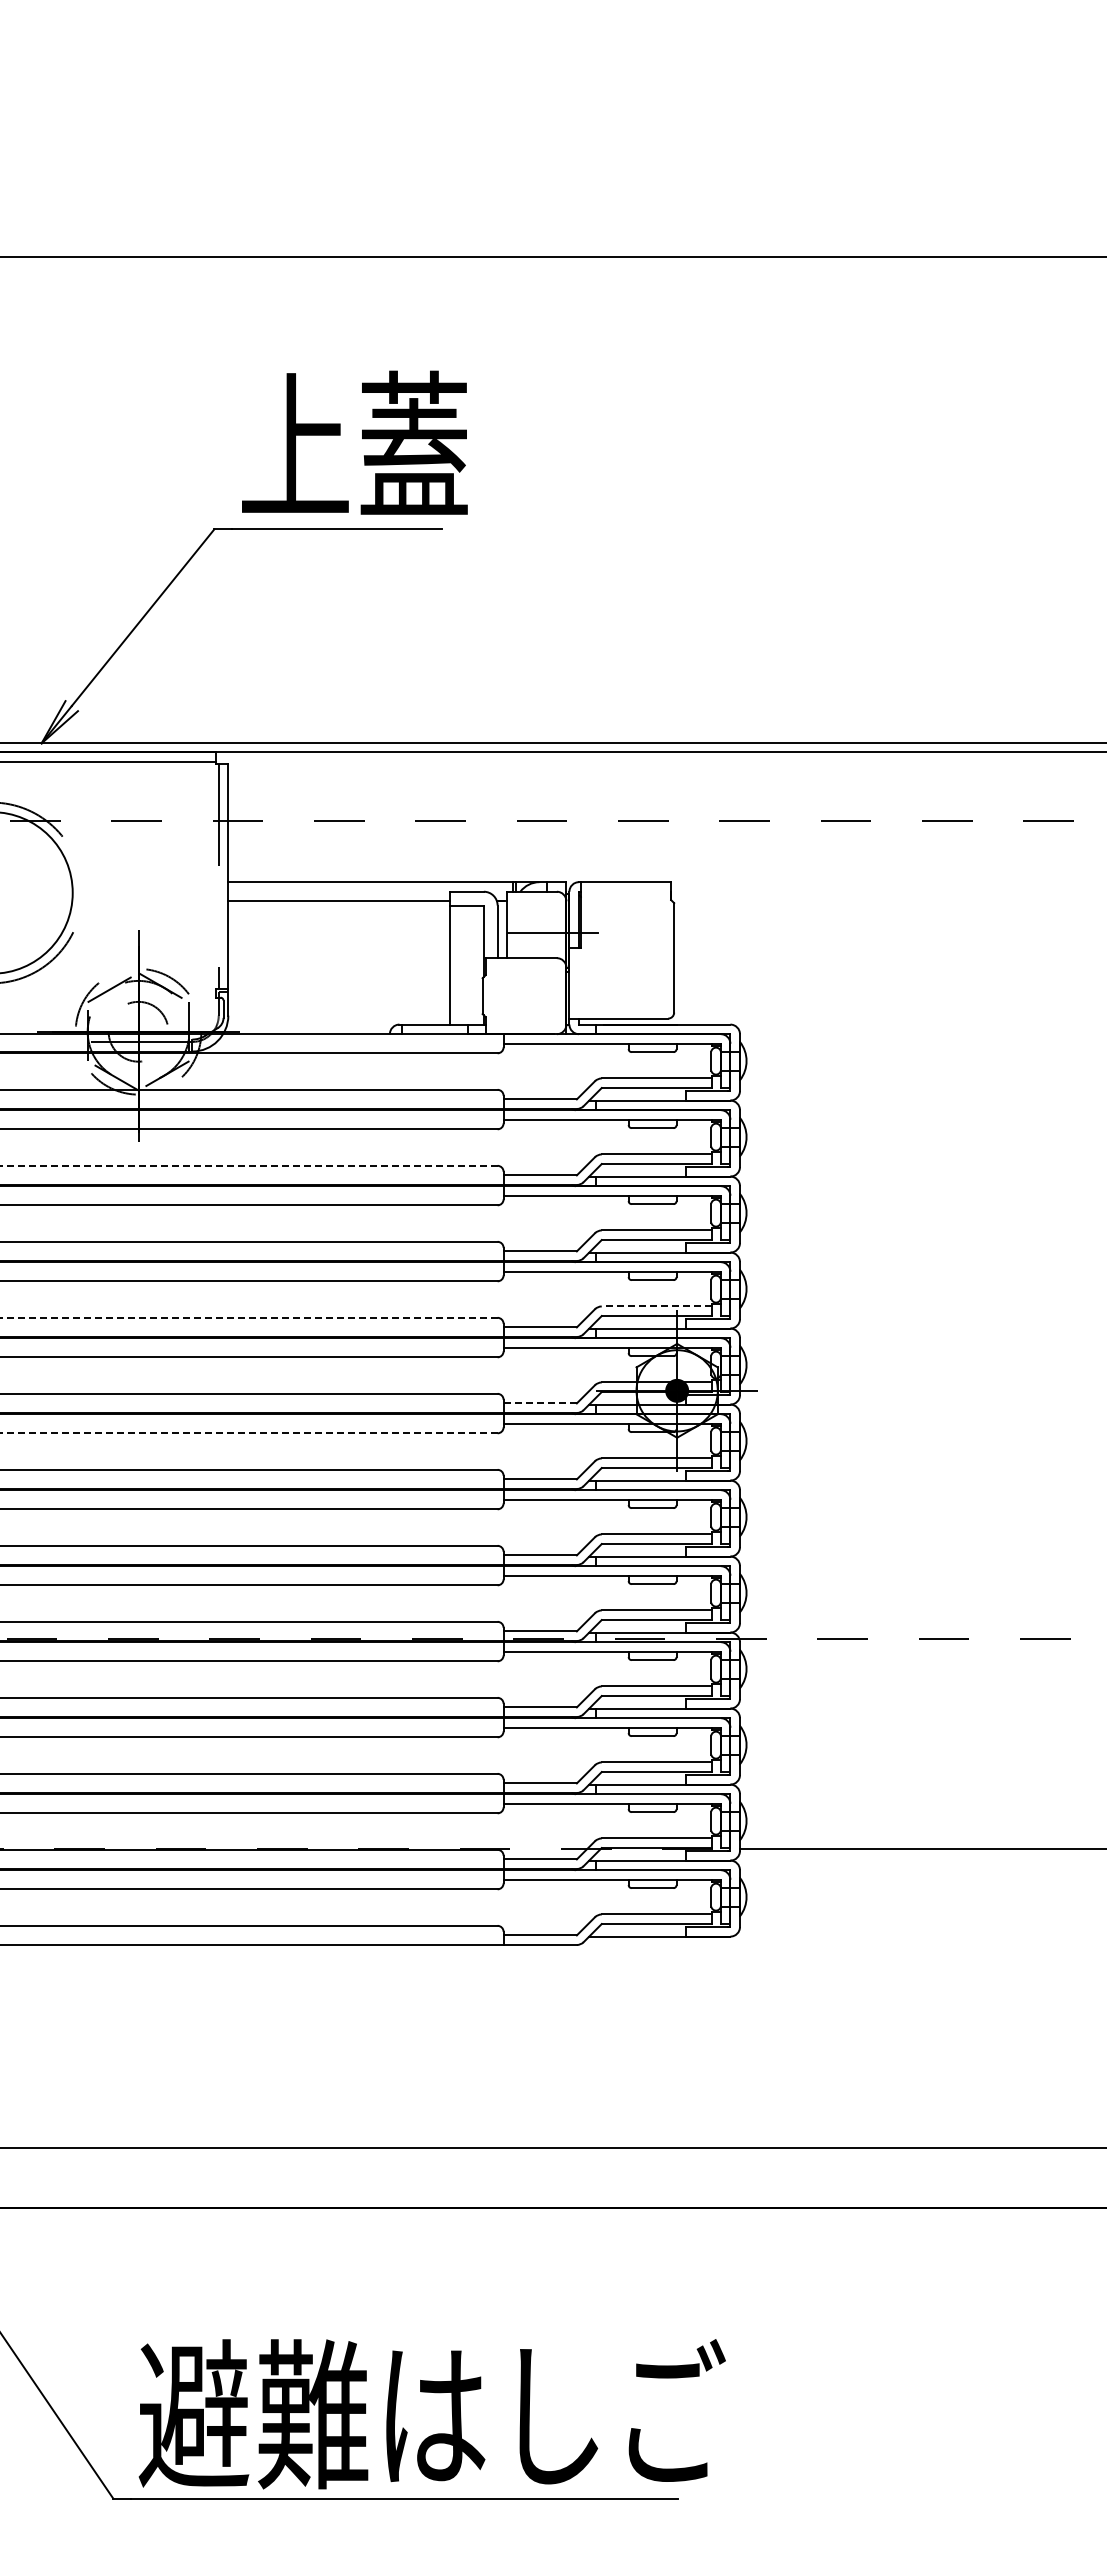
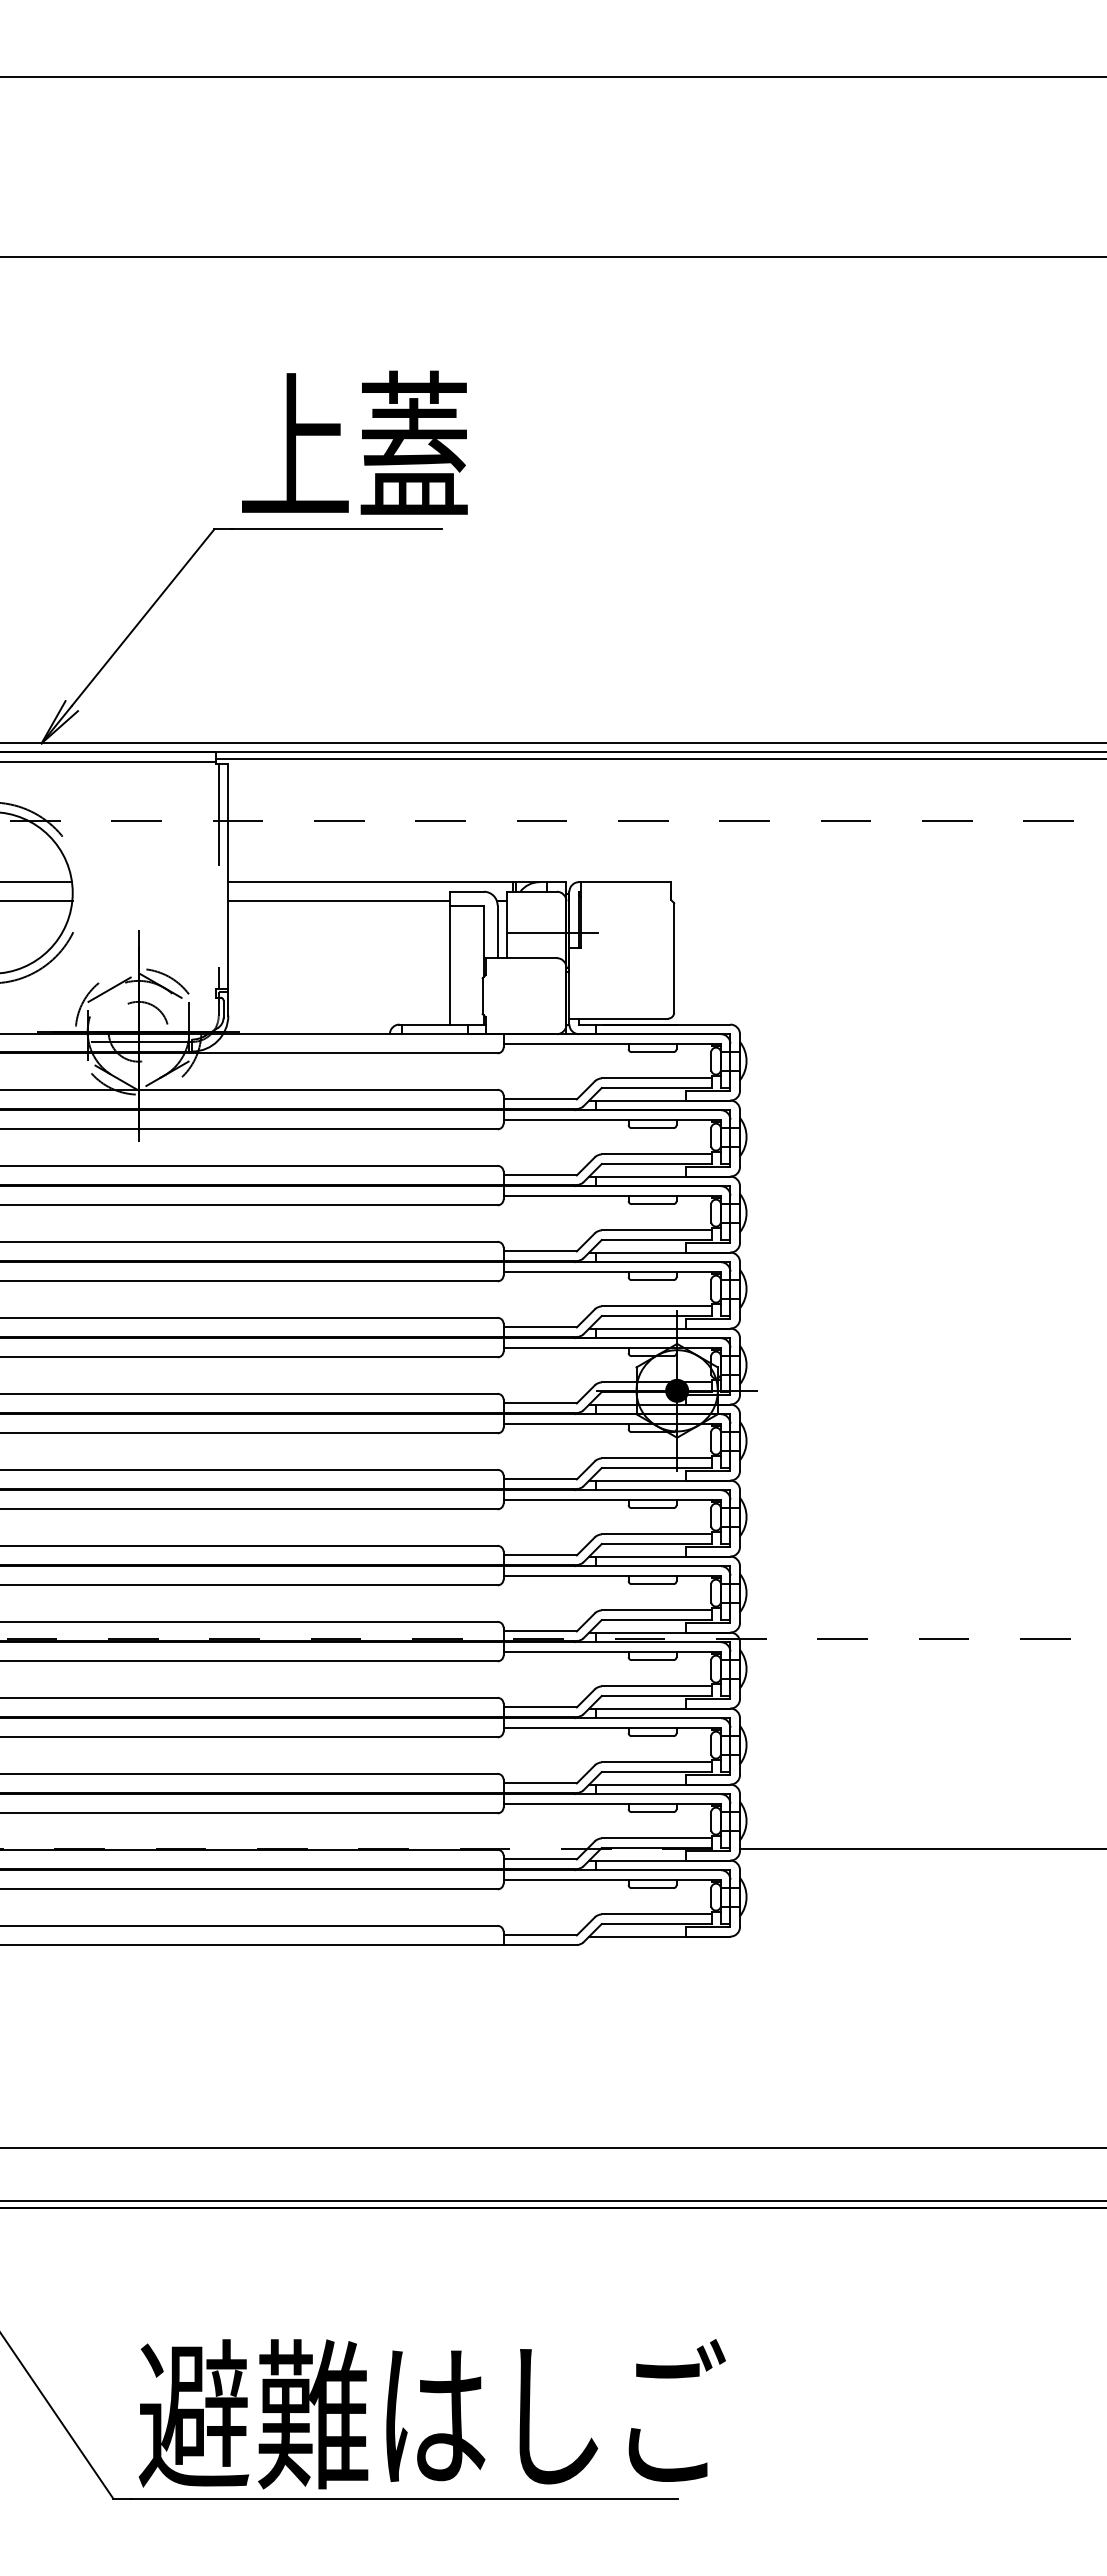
line: none -> present (552, 77)
line: none -> present (659, 759)
line: none -> present (36, 882)
line: none -> present (37, 901)
line: dashed -> solid (248, 1165)
line: dashed -> solid (656, 1306)
line: dashed -> solid (248, 1317)
line: dashed -> solid (540, 1403)
line: dashed -> solid (248, 1433)
line: none -> present (552, 2200)
